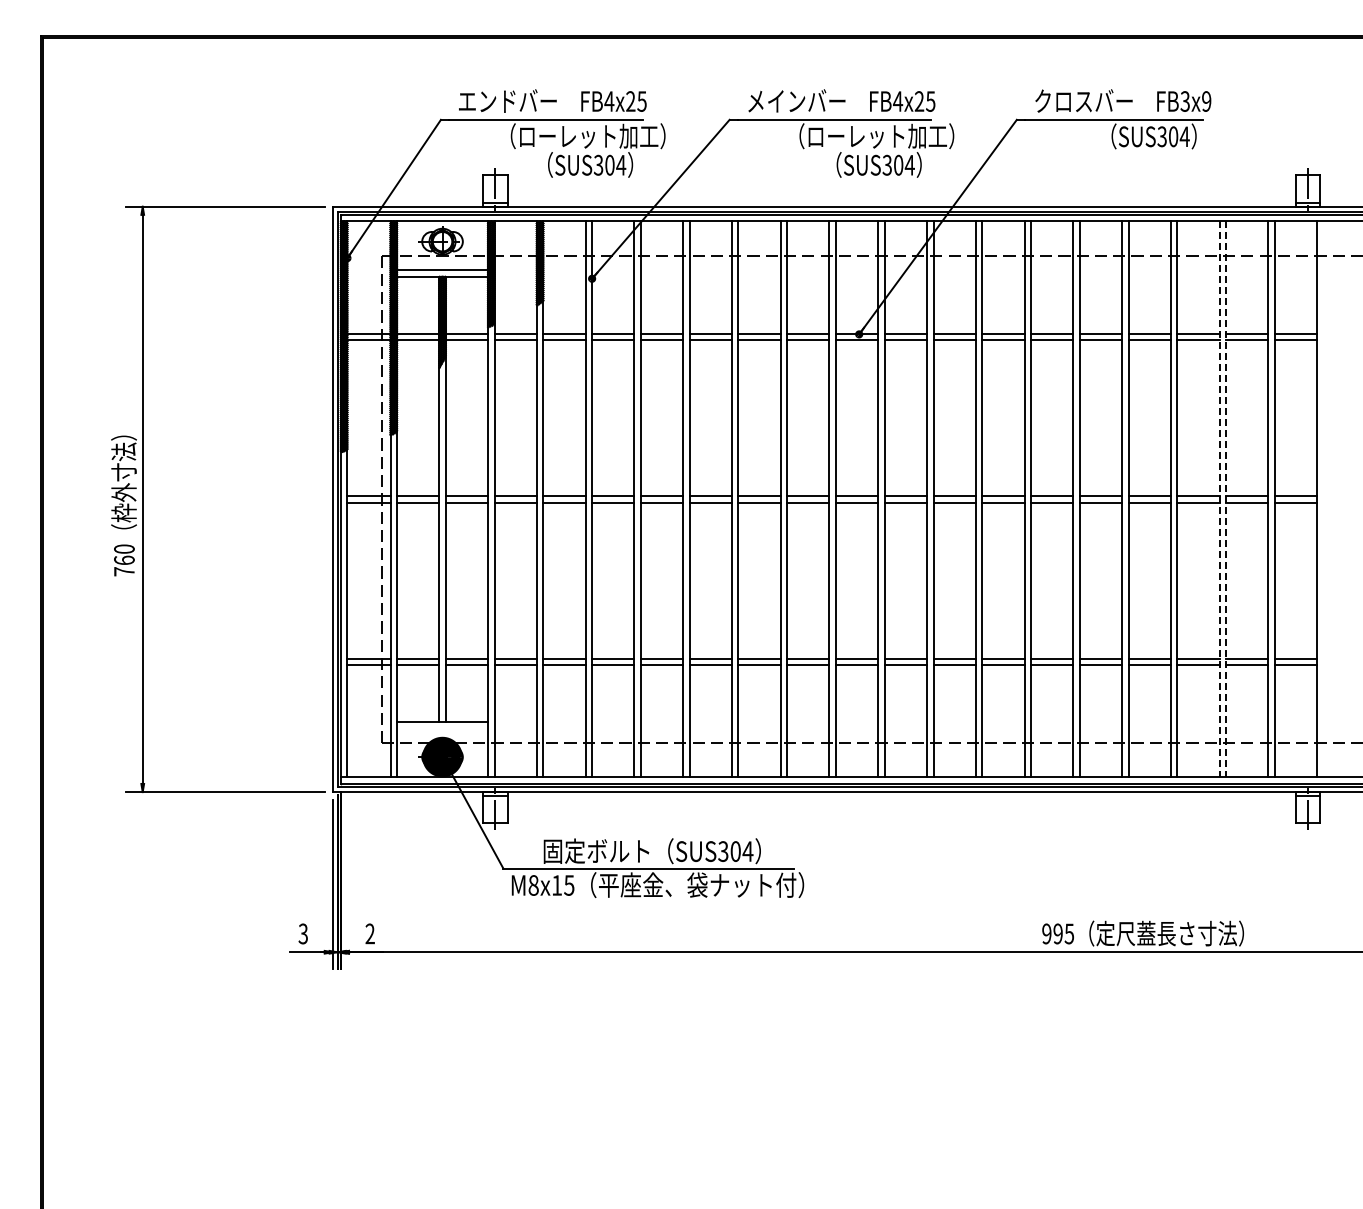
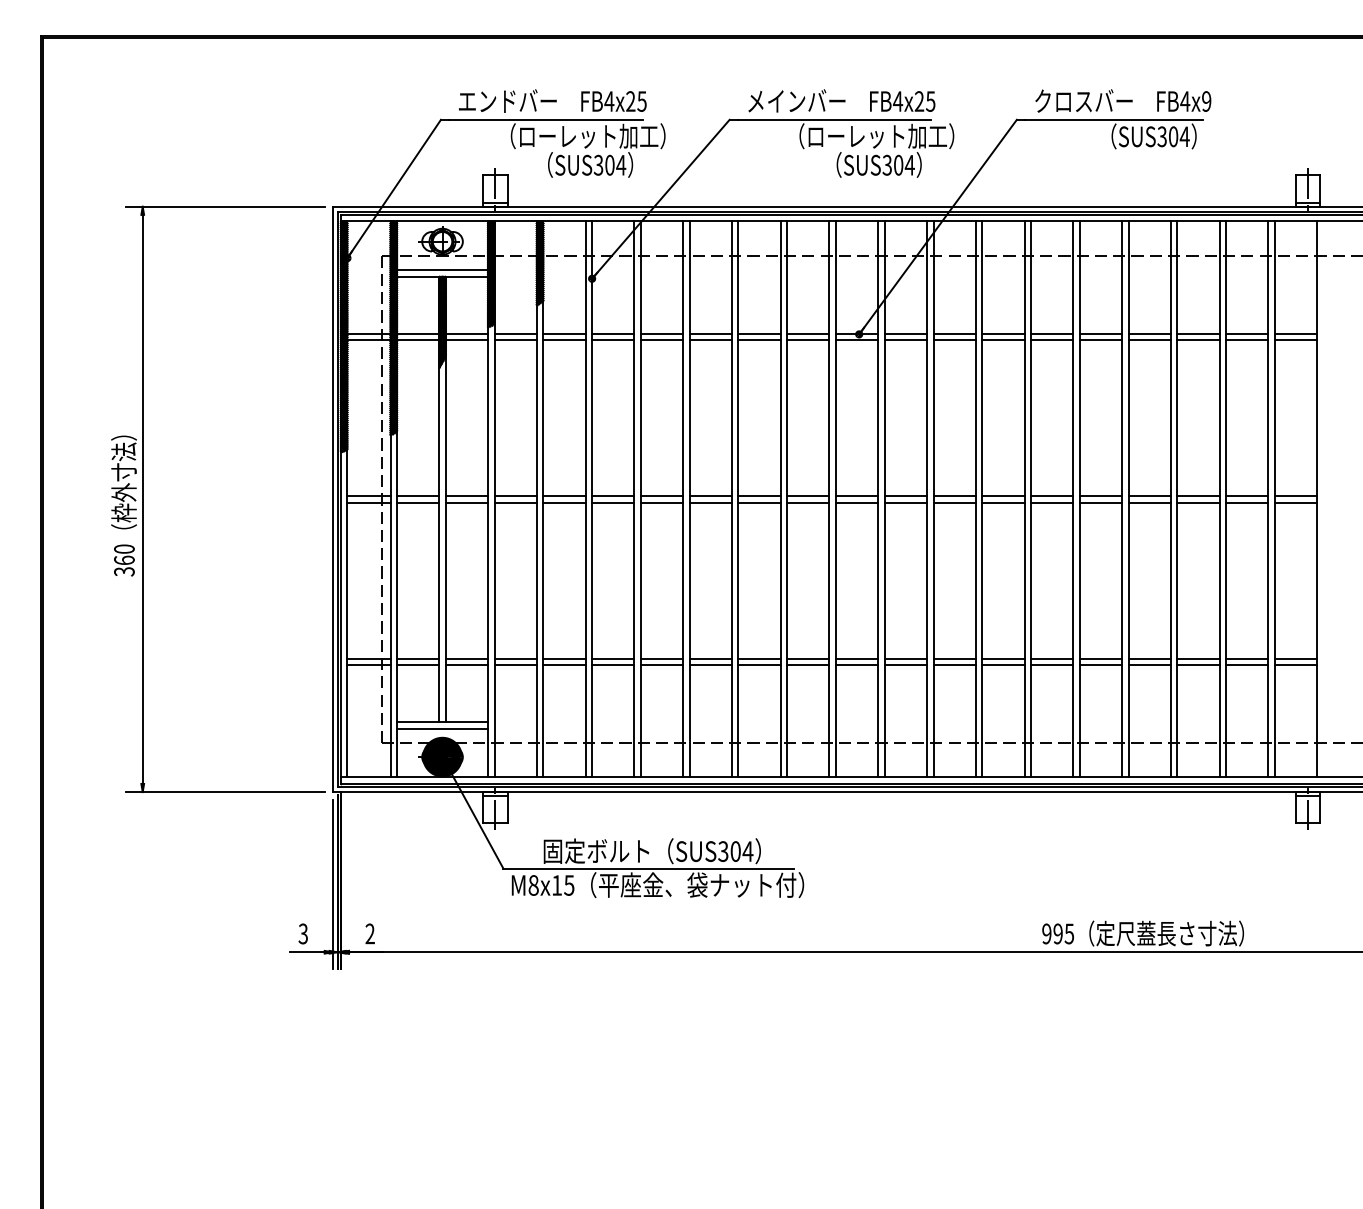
text: FB3x9 -> FB4x9 (1185, 101)
line: dashed -> solid (1219, 499)
line: dashed -> solid (1226, 499)
text: 760 -> 360 (124, 571)
line: none -> present (442, 728)
